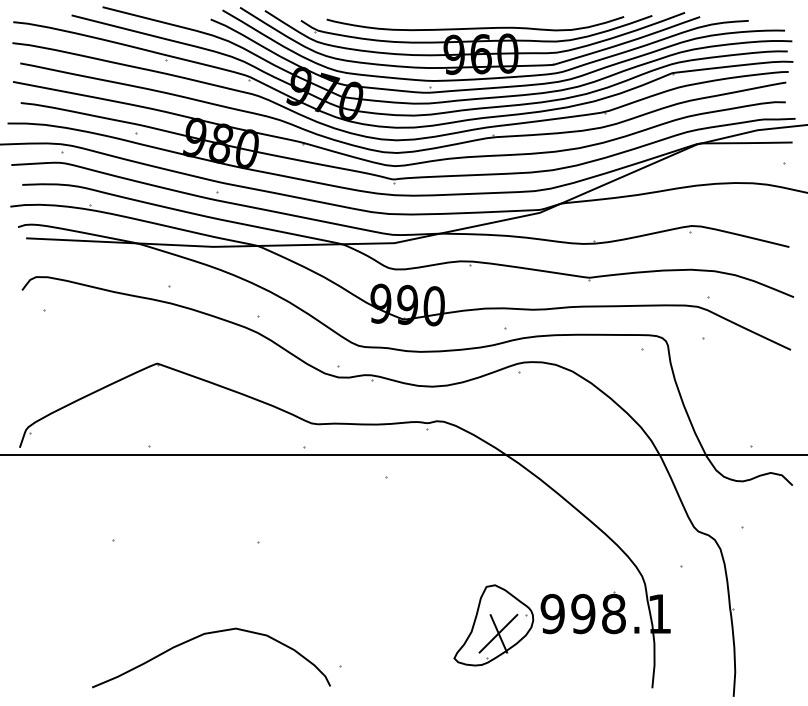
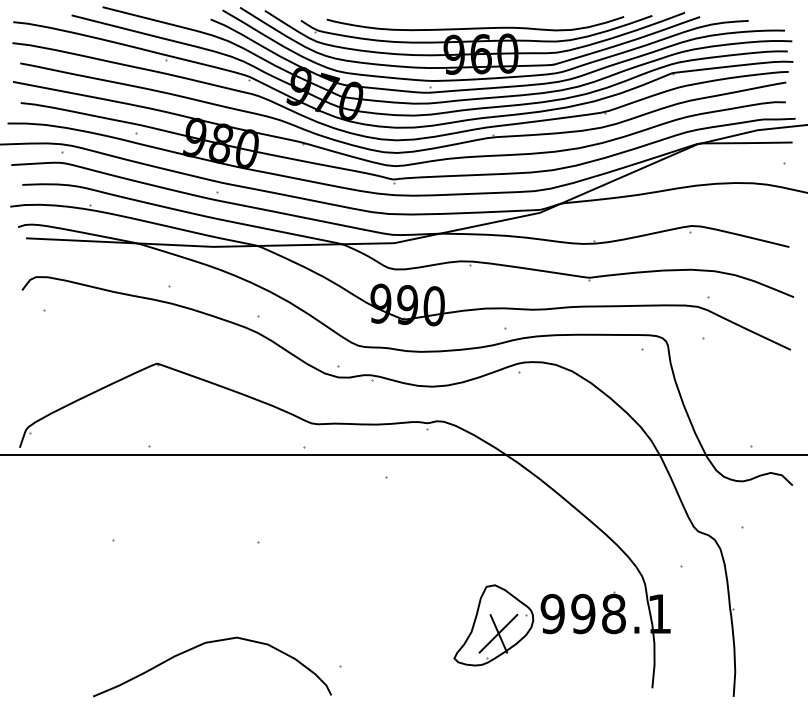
curve position: (208, 634) -> (209, 643) (209, 643)
